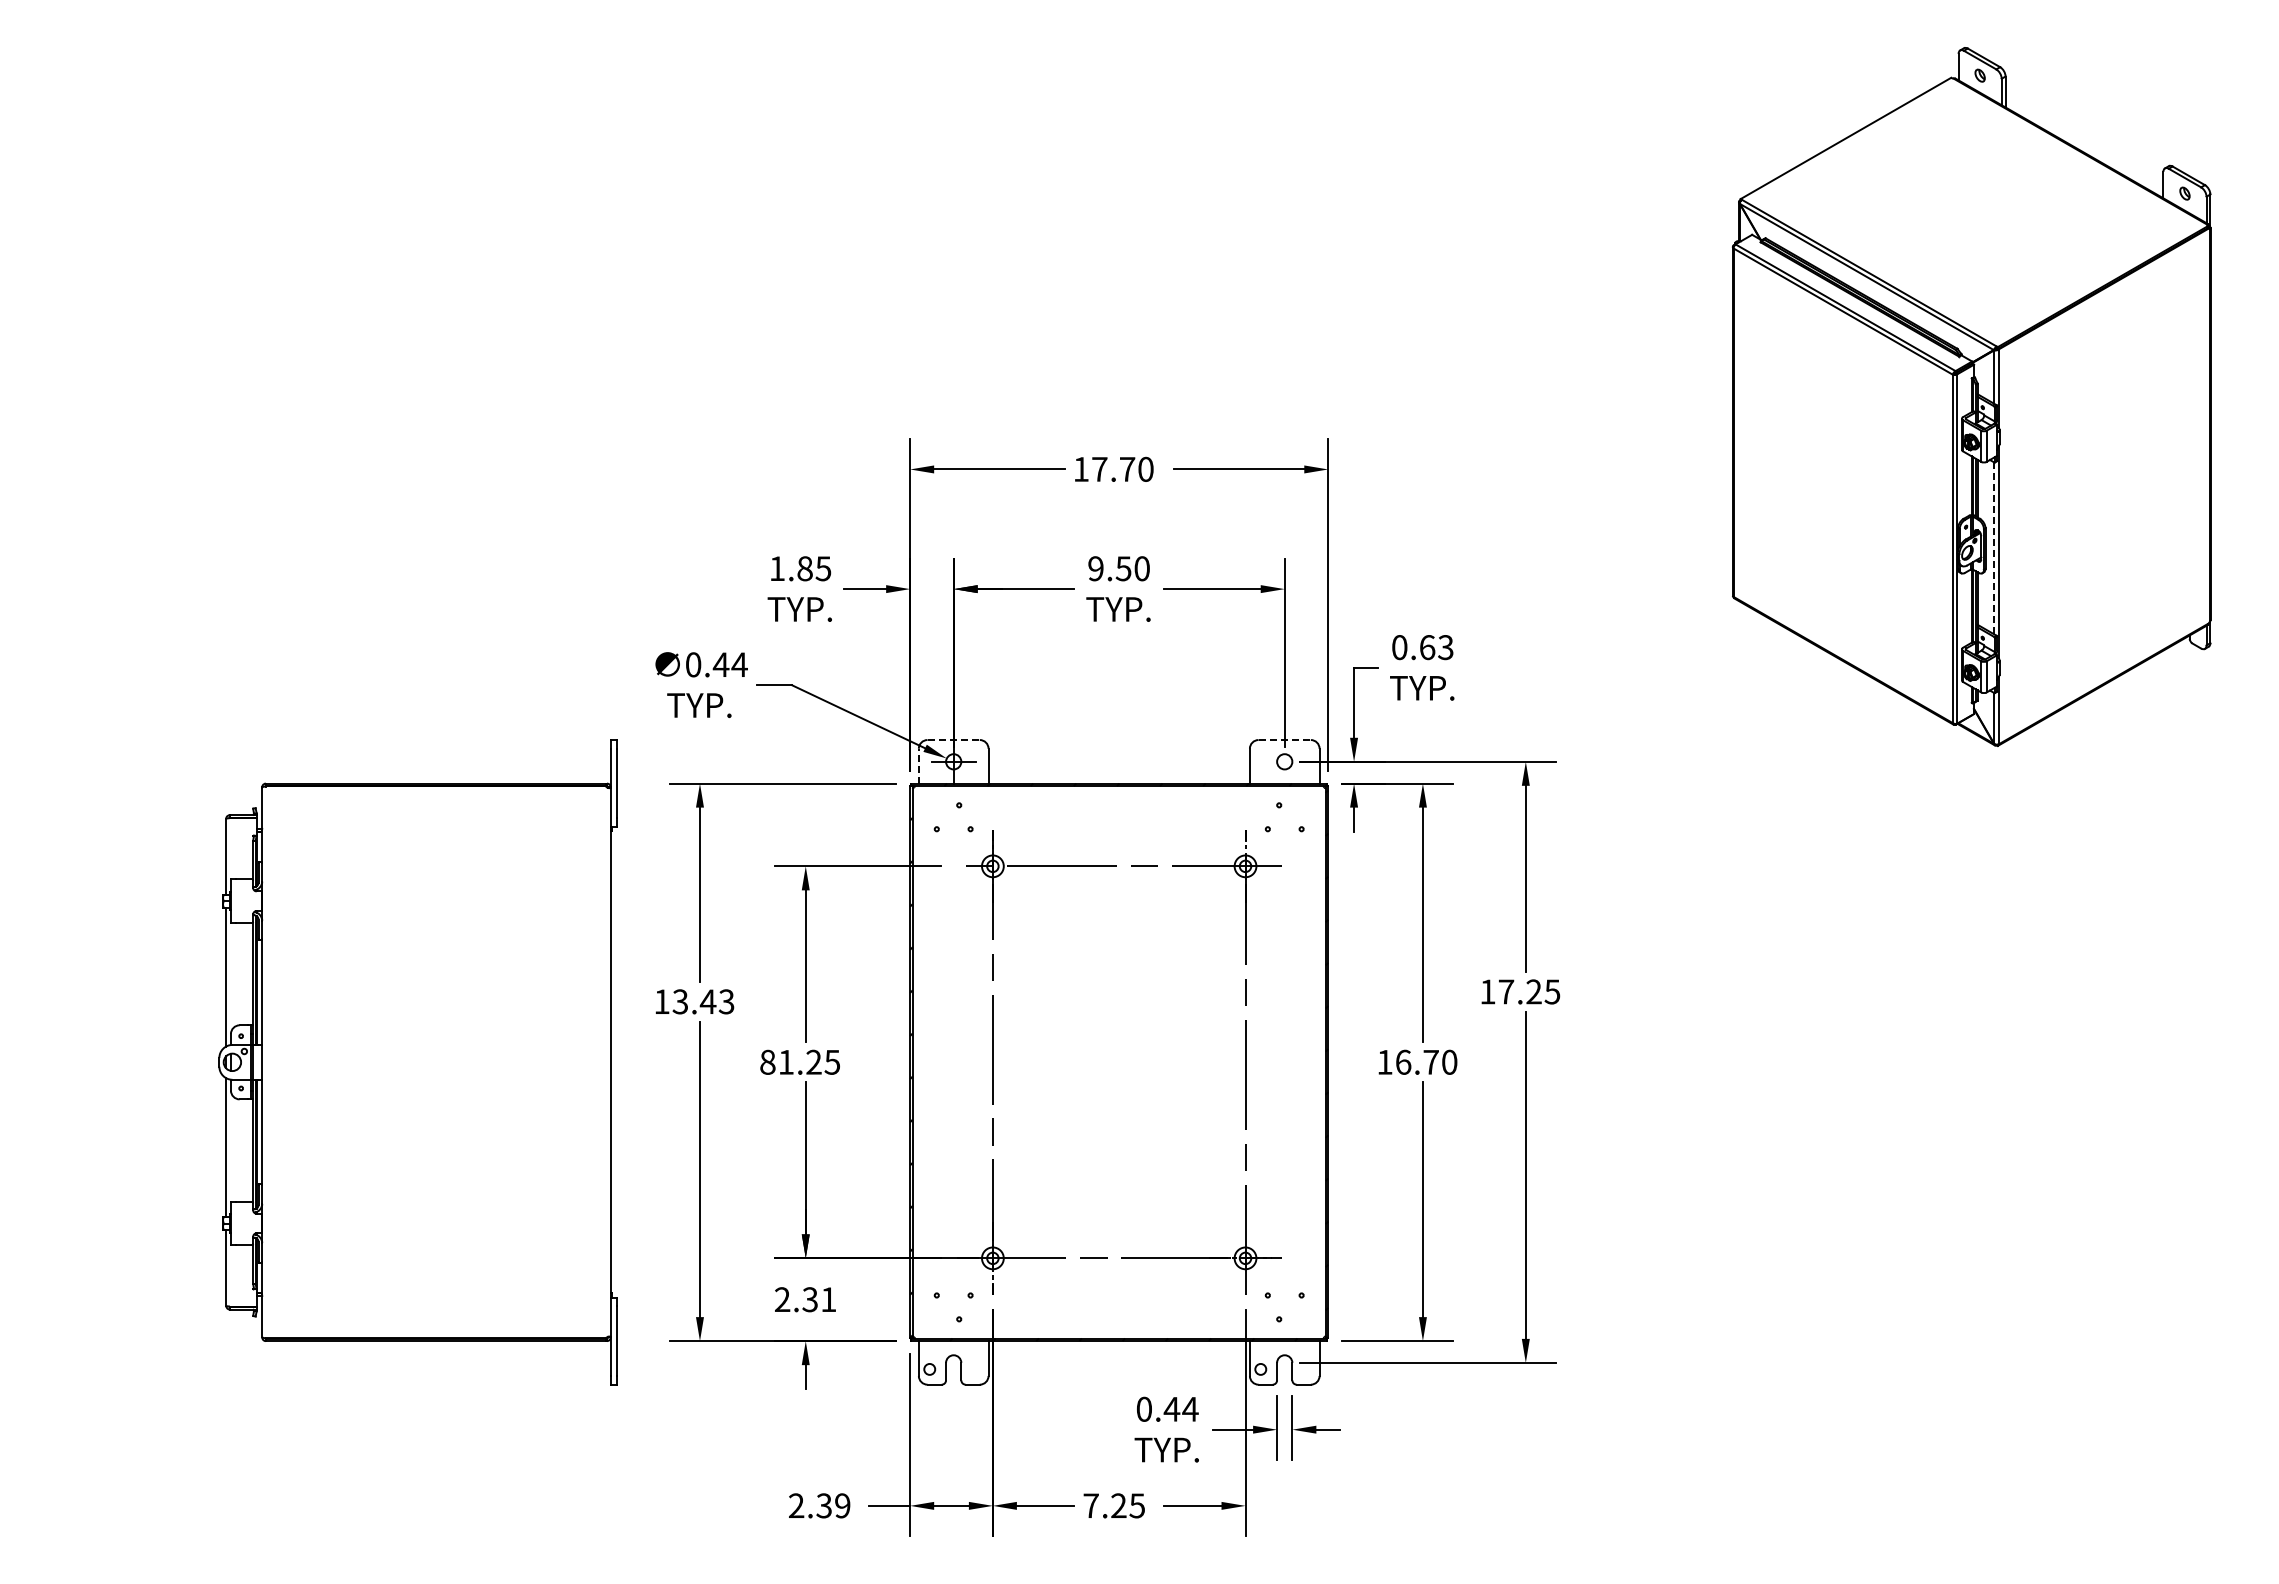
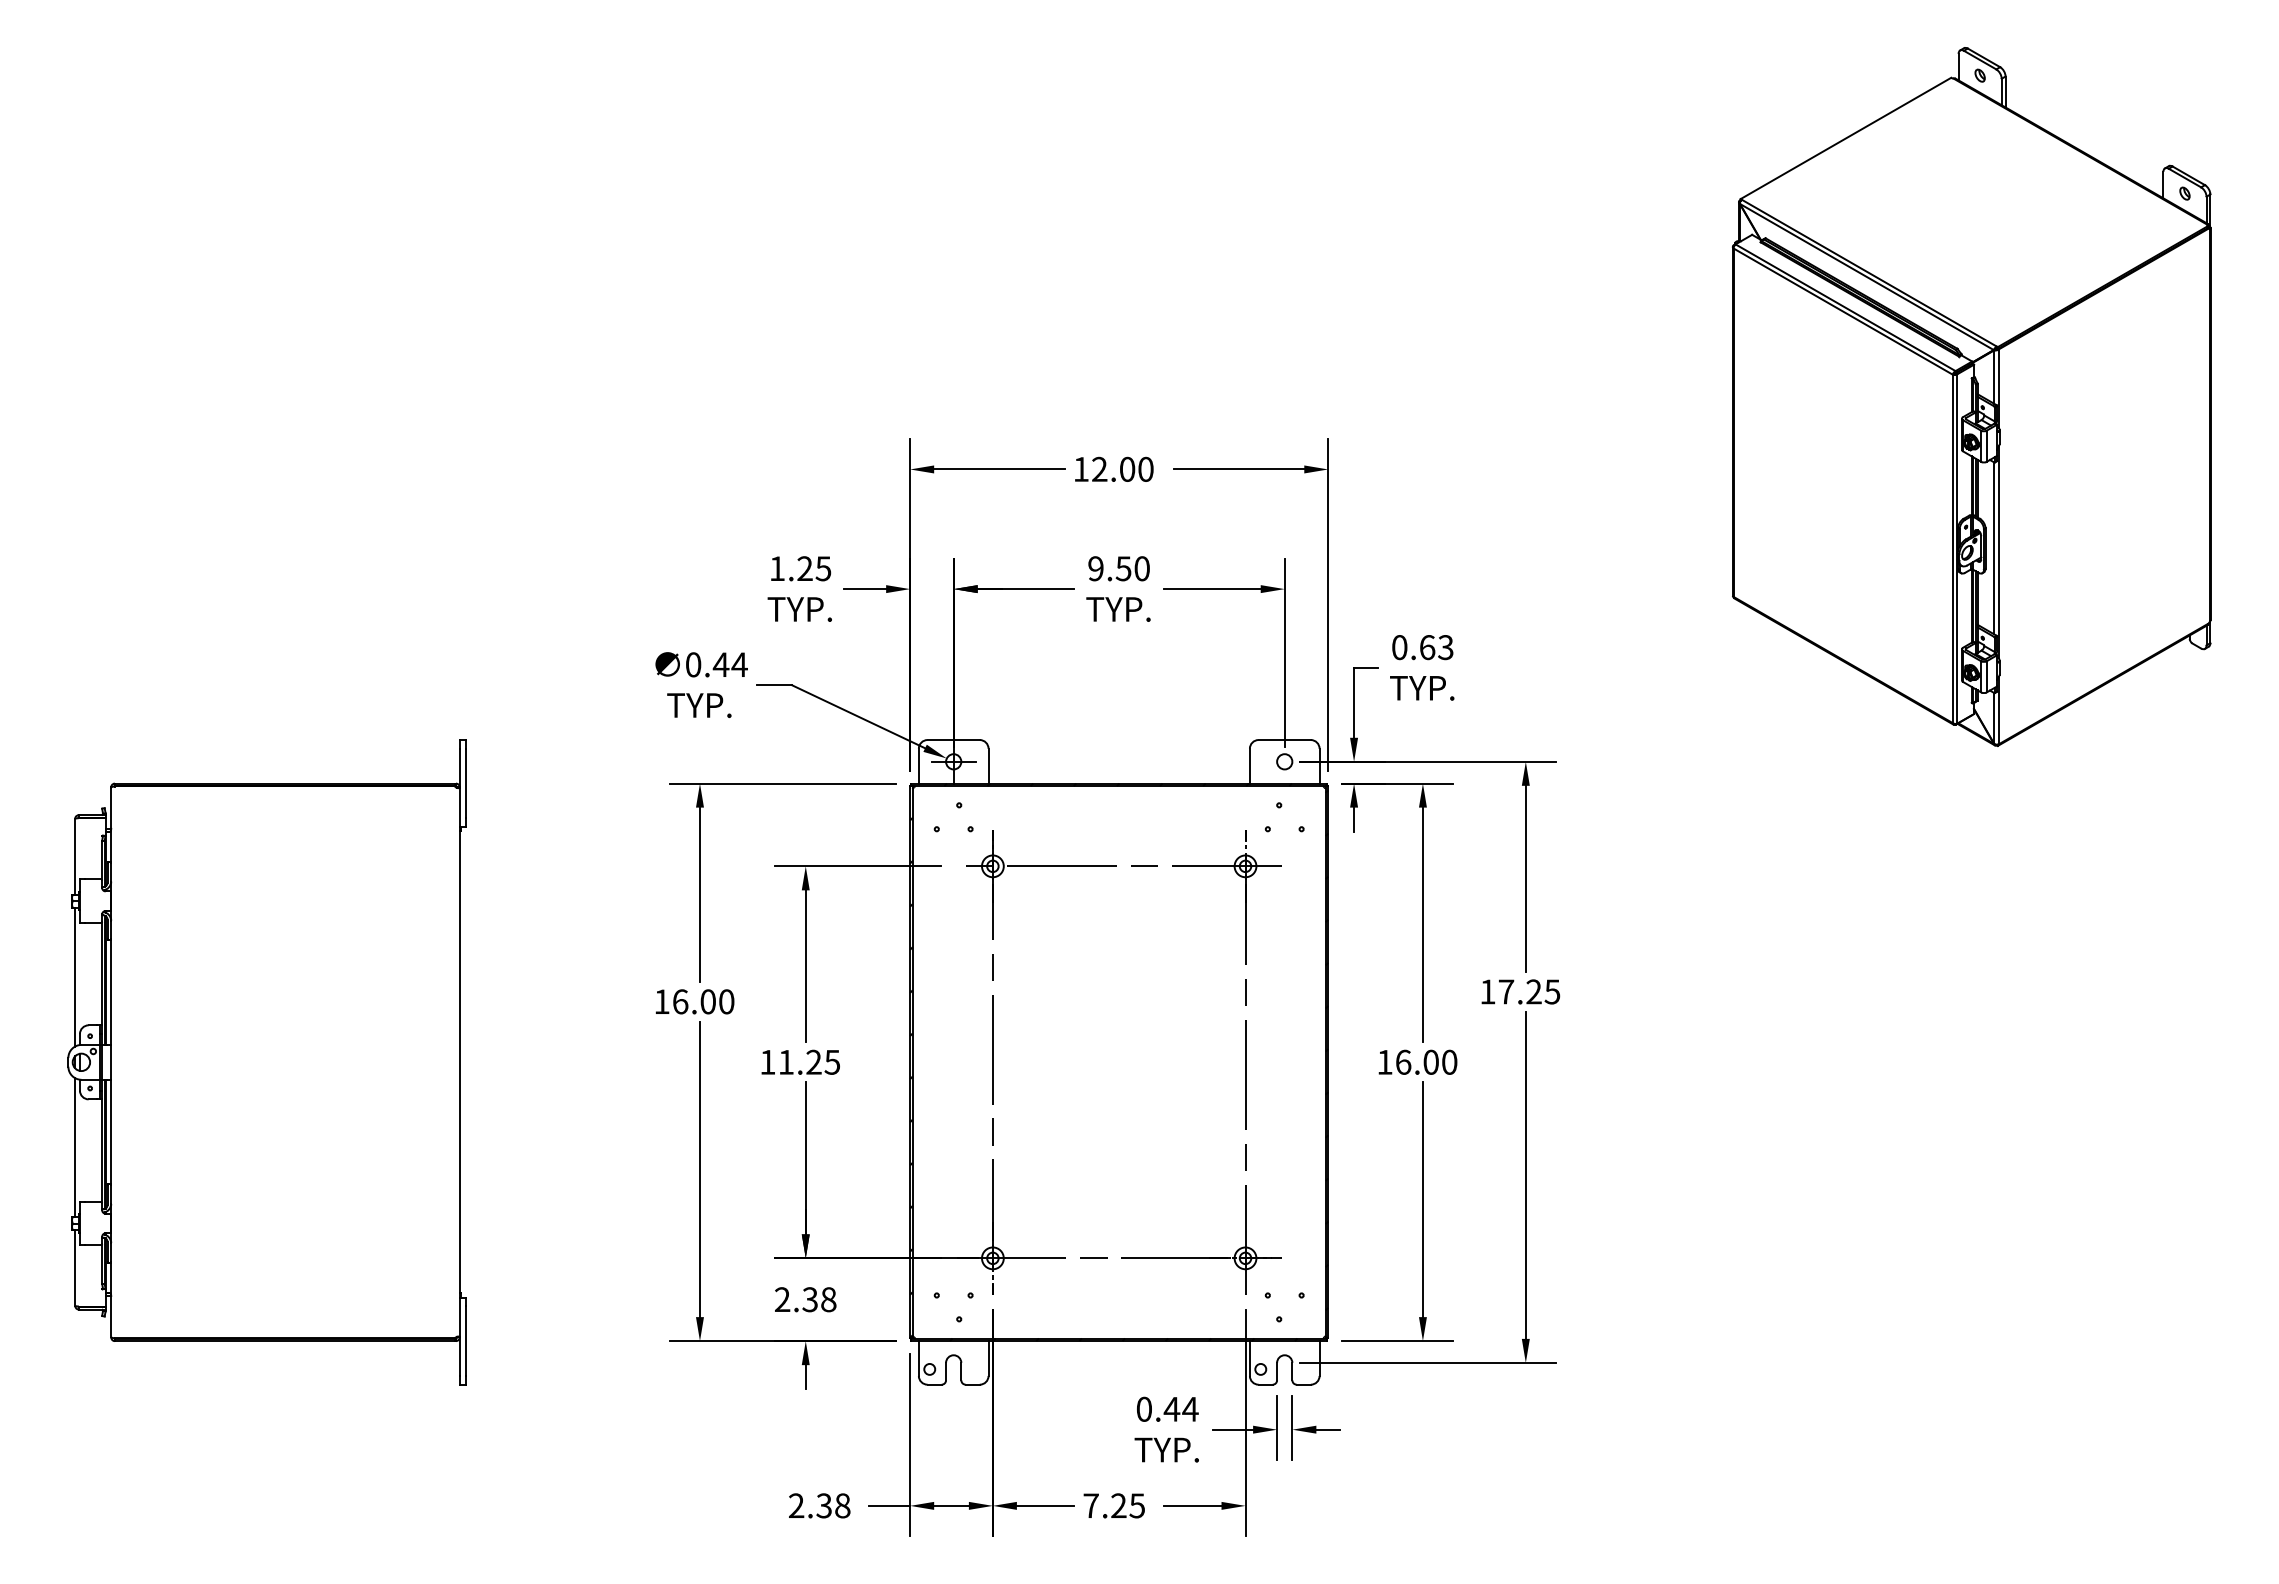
text: 17.70 -> 12.00 (1113, 468)
line: dashed -> solid (1994, 548)
text: 1.85 -> 1.25 (804, 568)
line: dashed -> solid (954, 740)
line: dashed -> solid (1285, 740)
line: dashed -> solid (918, 765)
text: 13.43 -> 16.00 (703, 1001)
text: 81.25 -> 11.25 (767, 1061)
text: 16.70 -> 16.00 (1430, 1061)
part position: (417, 1062) -> (266, 1062) (266, 1062)
text: 2.31 -> 2.38 (828, 1299)
text: 2.39 -> 2.38 (842, 1505)
